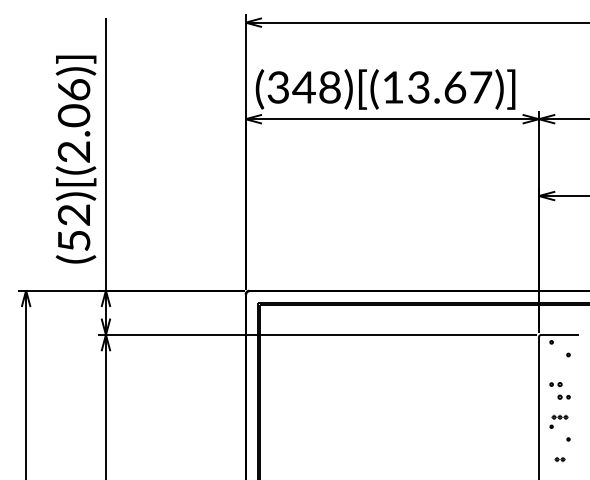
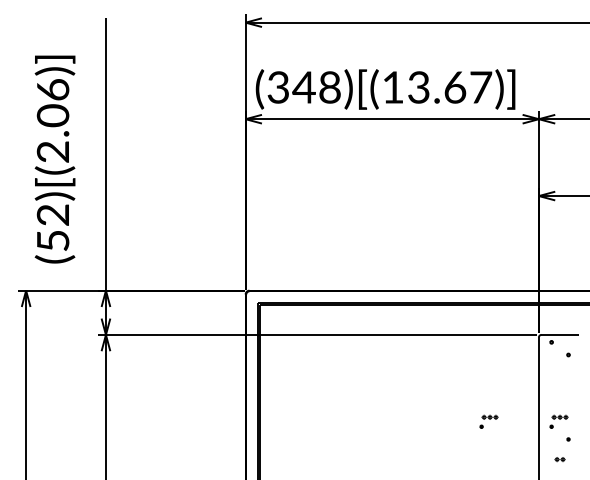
text position: (75, 159) -> (54, 159) (54, 159)
part: present -> none (559, 390)
part: none -> present (488, 421)
